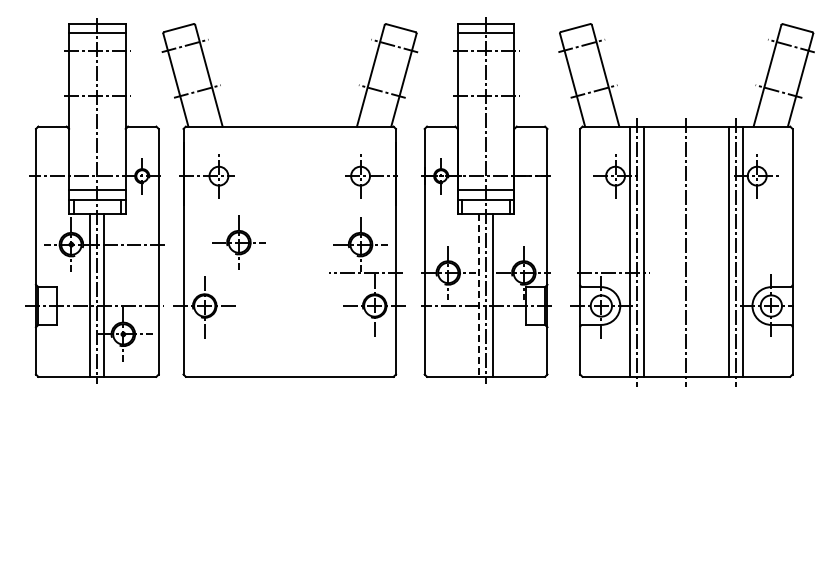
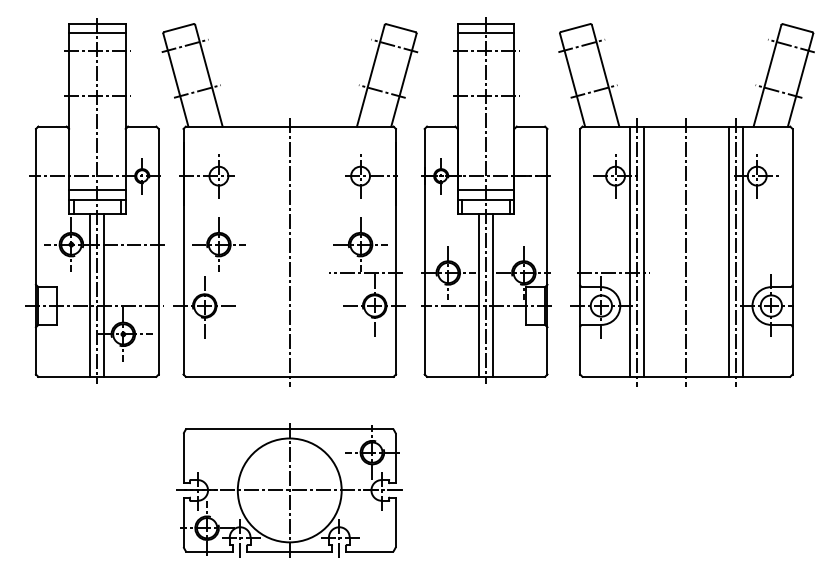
part position: (238, 242) -> (218, 244) (218, 244)
line: none -> present (289, 252)
line: dashed -> solid (479, 295)
part: none -> present (289, 490)
